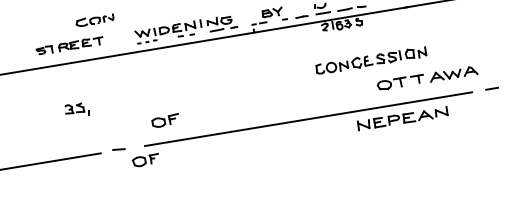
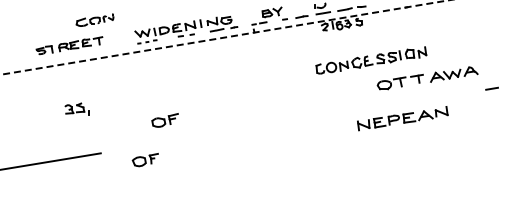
line: solid -> dashed (225, 37)
line: present -> none (308, 119)
line: present -> none (118, 149)
